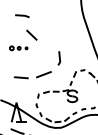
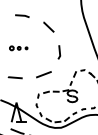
line position: (31, 34) -> (48, 26) (48, 26)
line position: (59, 58) -> (59, 52) (59, 52)
line position: (20, 77) -> (14, 77) (14, 77)
